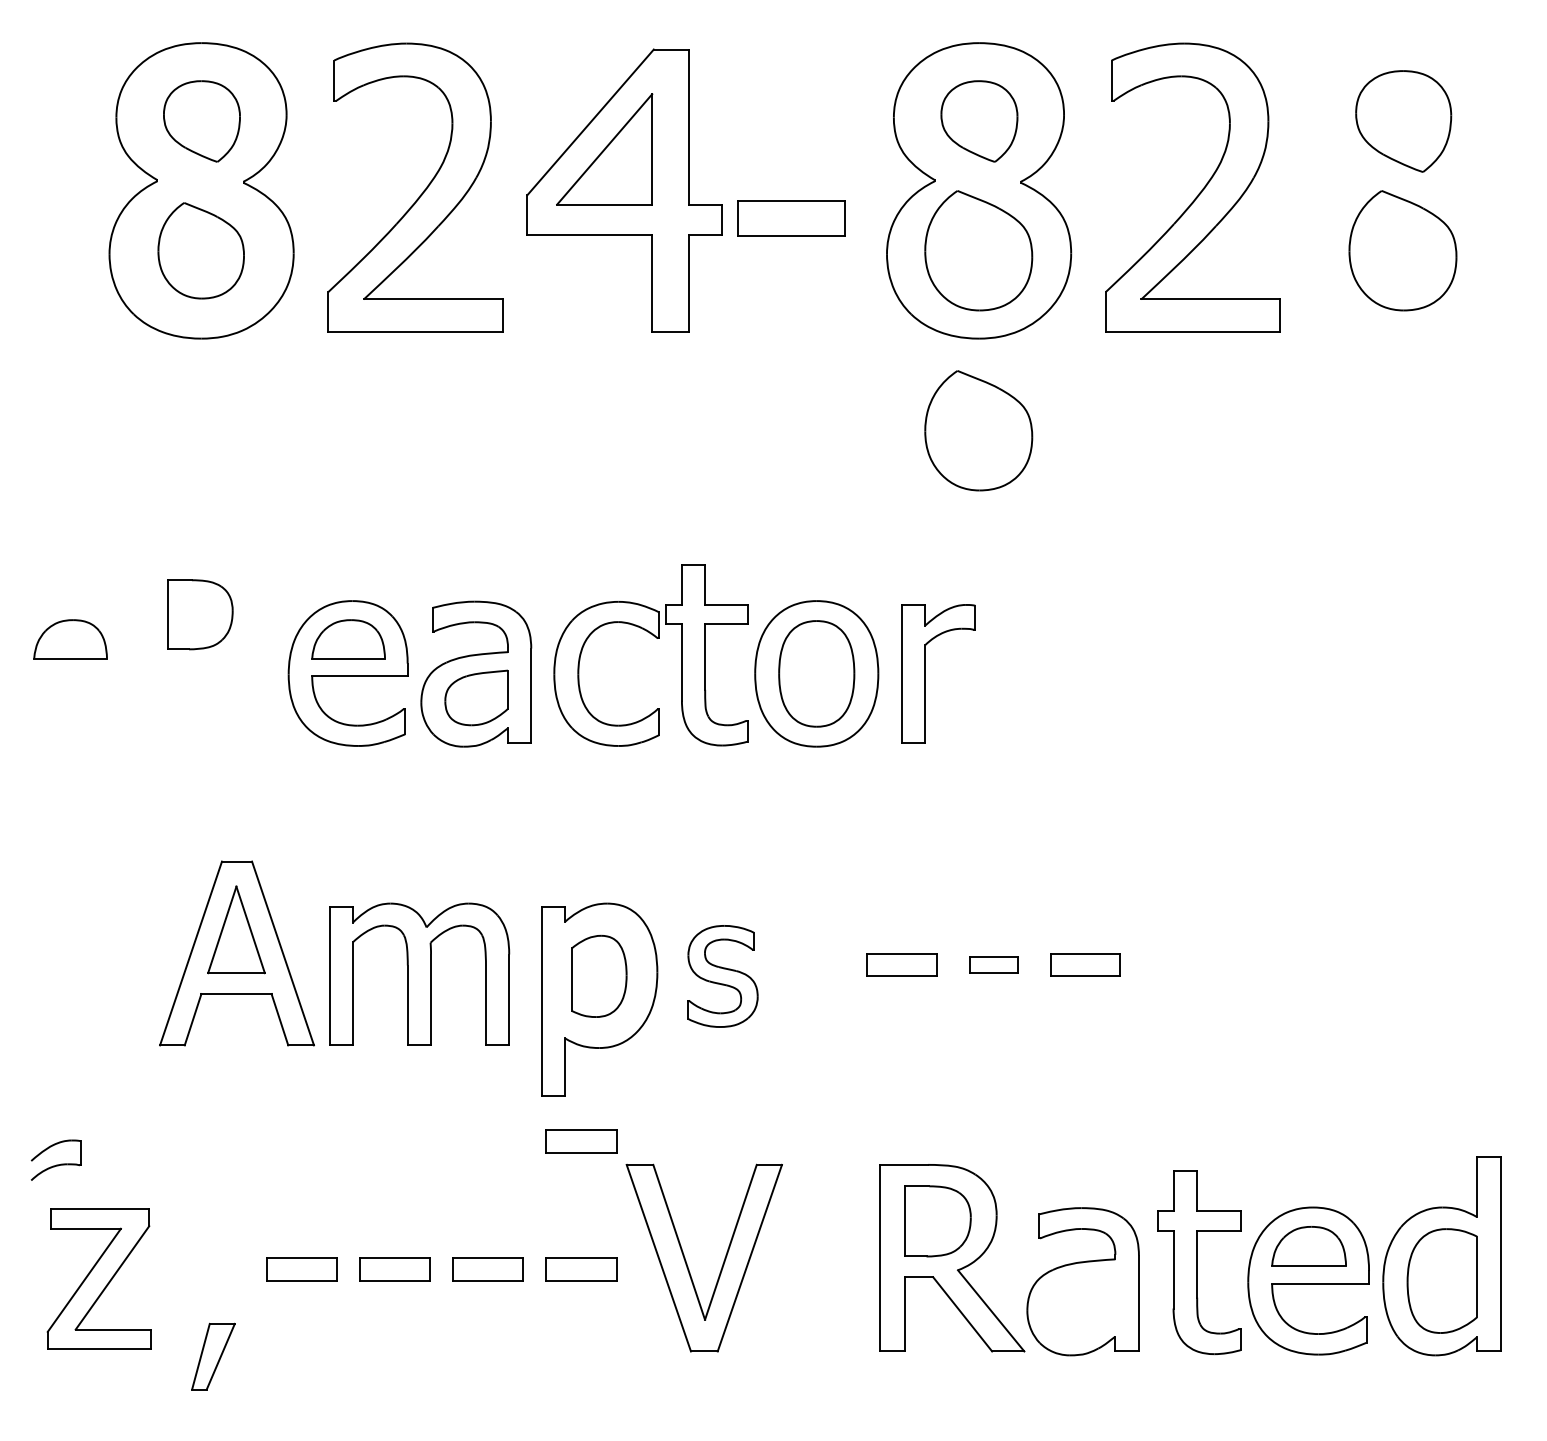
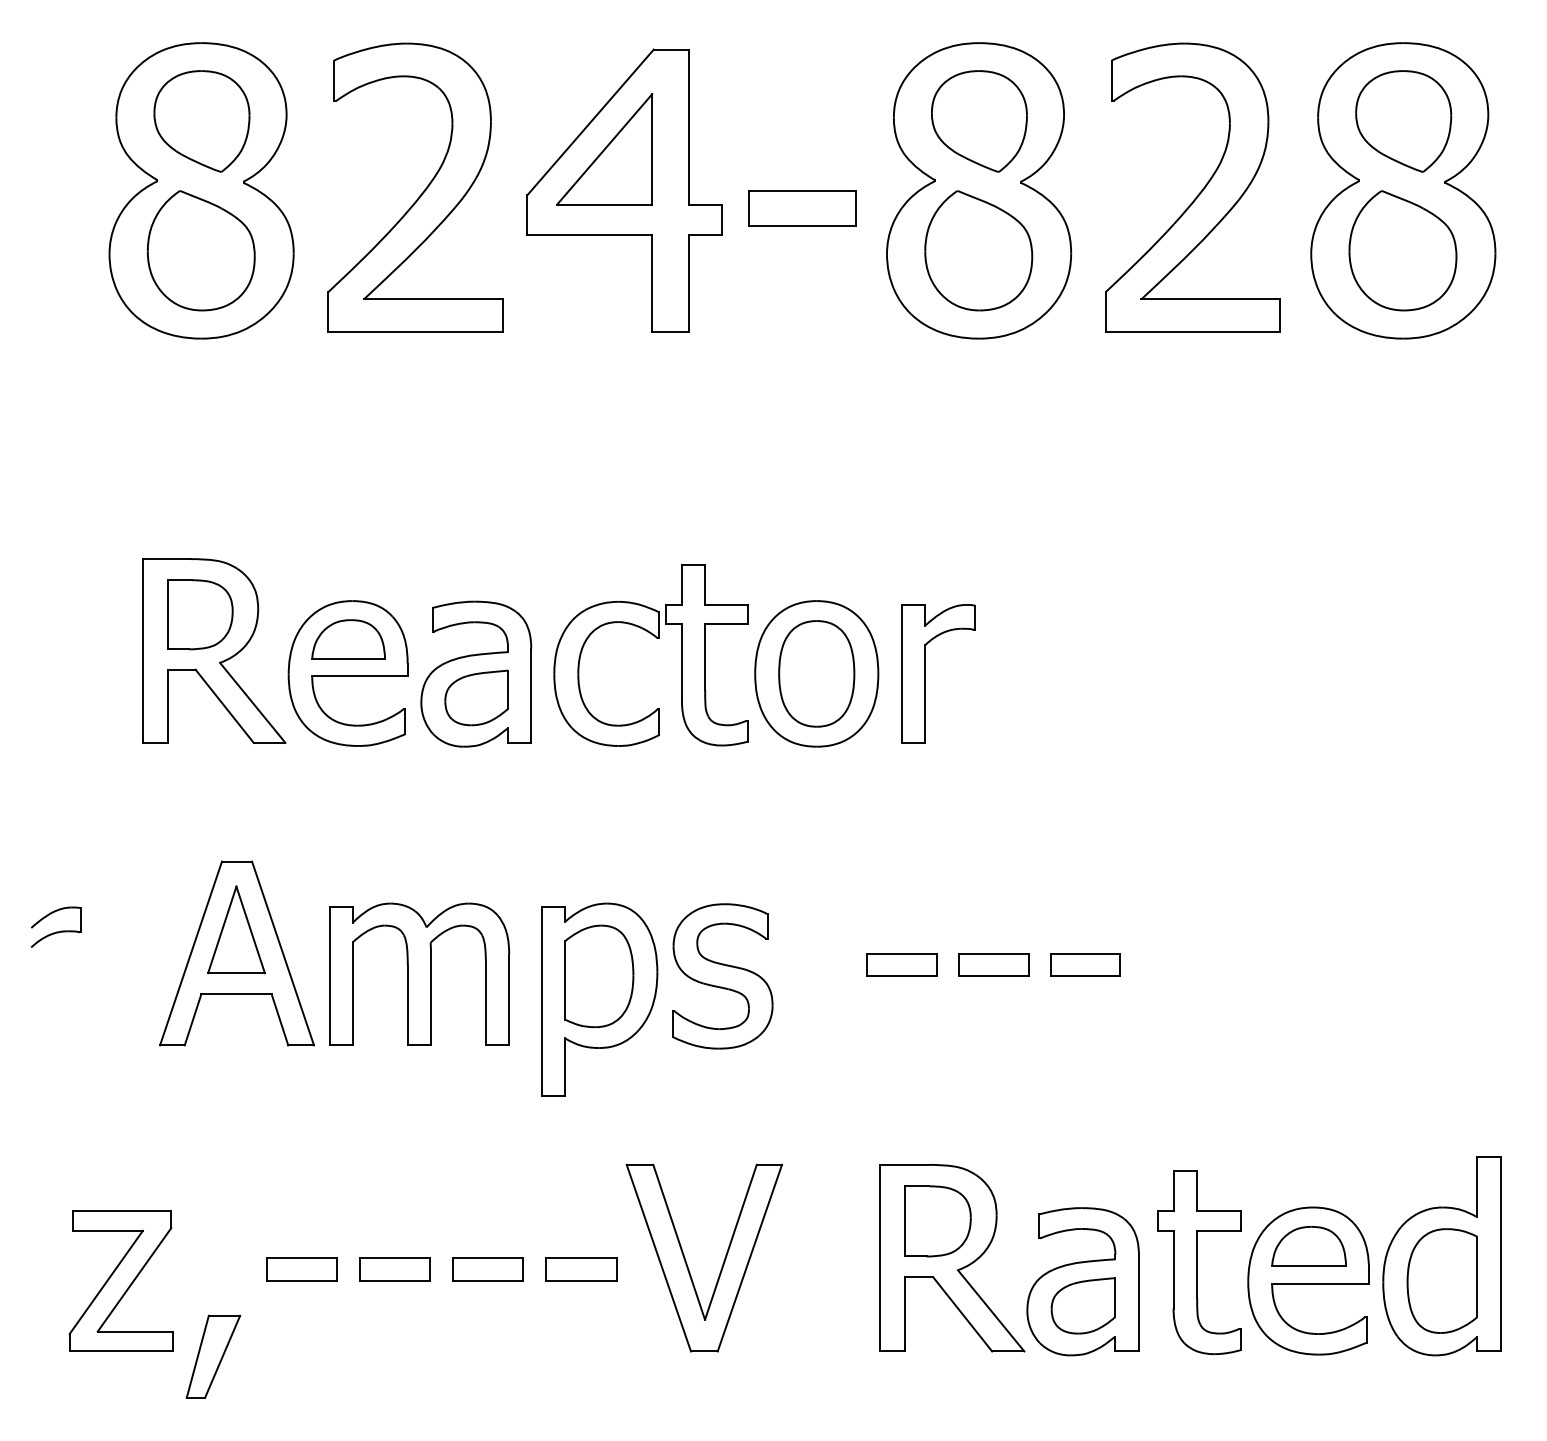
part size: 78x83 px -> 98x103 px (201, 121)
part size: 79x83 px -> 97x103 px (979, 121)
part: none -> present (1403, 190)
part position: (791, 218) -> (802, 208) (802, 208)
part size: 88x98 px -> 110x122 px (200, 250)
part: present -> none (978, 430)
part: present -> none (70, 639)
part: none -> present (214, 650)
part size: 50x18 px -> 72x24 px (993, 964)
part size: 57x84 px -> 71x105 px (599, 976)
part size: 72x103 px -> 102x147 px (722, 976)
part: present -> none (581, 1141)
part position: (55, 1159) -> (55, 926) (55, 926)
part position: (98, 1278) -> (120, 1280) (120, 1280)
part: none -> present (1082, 1305)
part size: 45x69 px -> 57x85 px (213, 1356)
